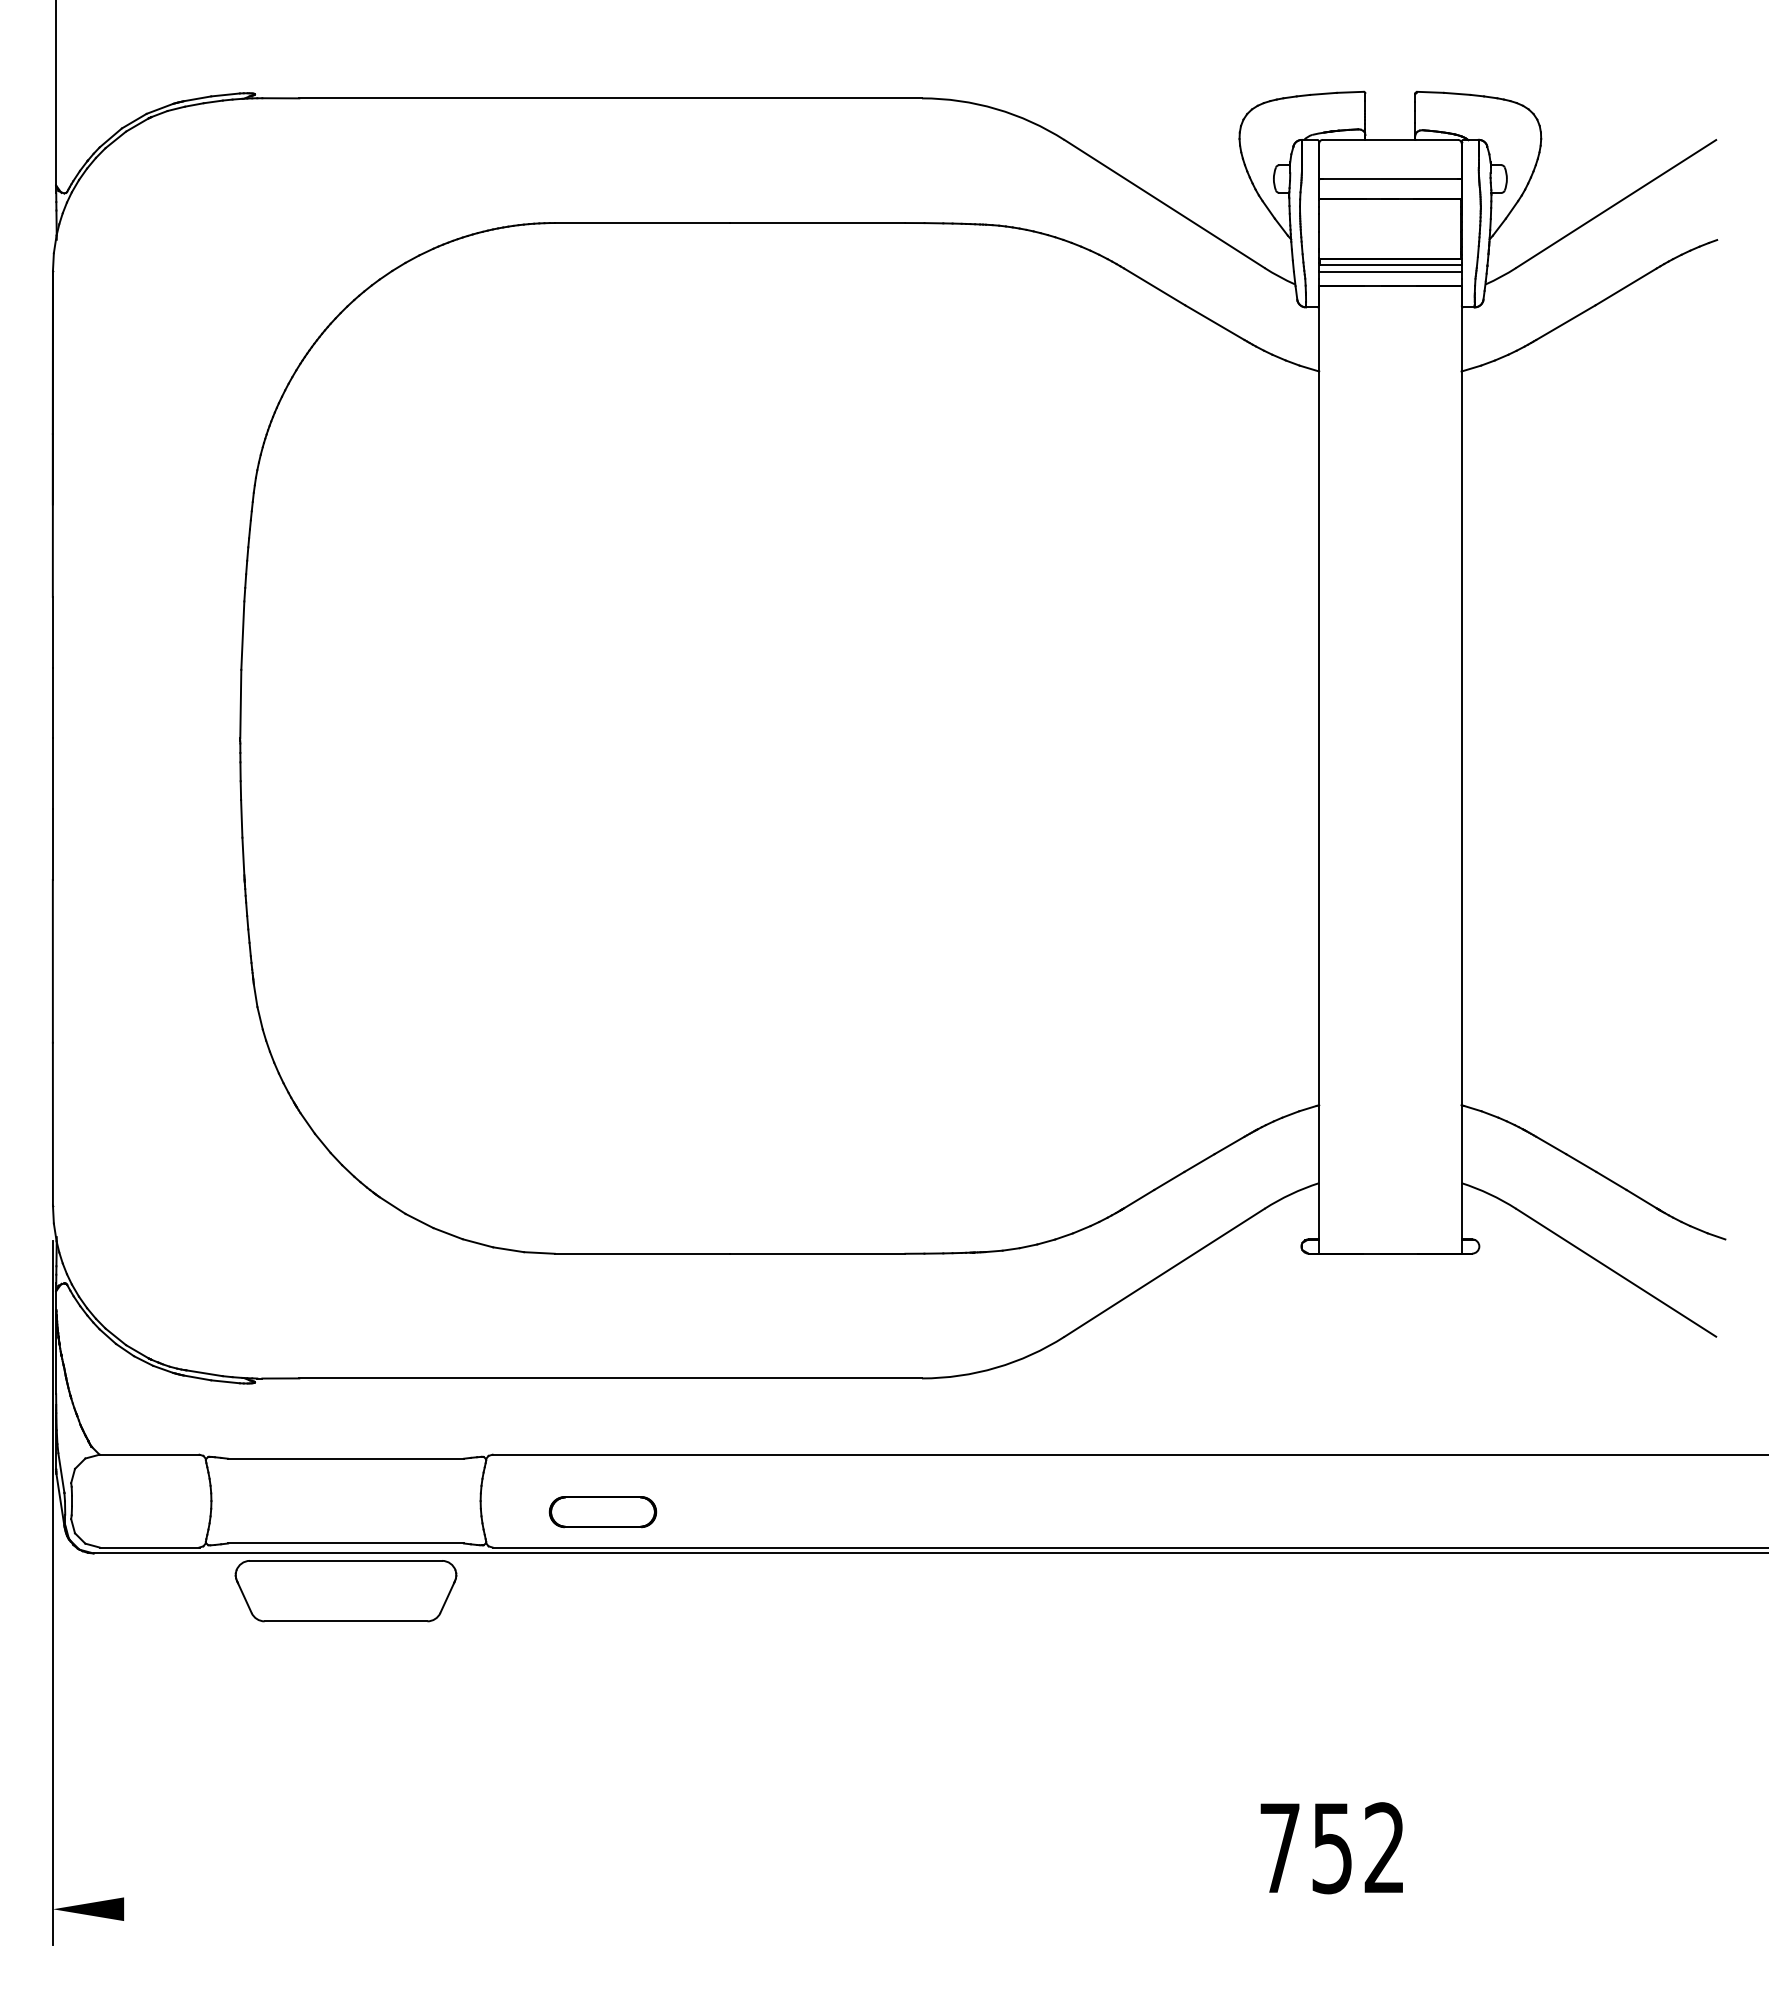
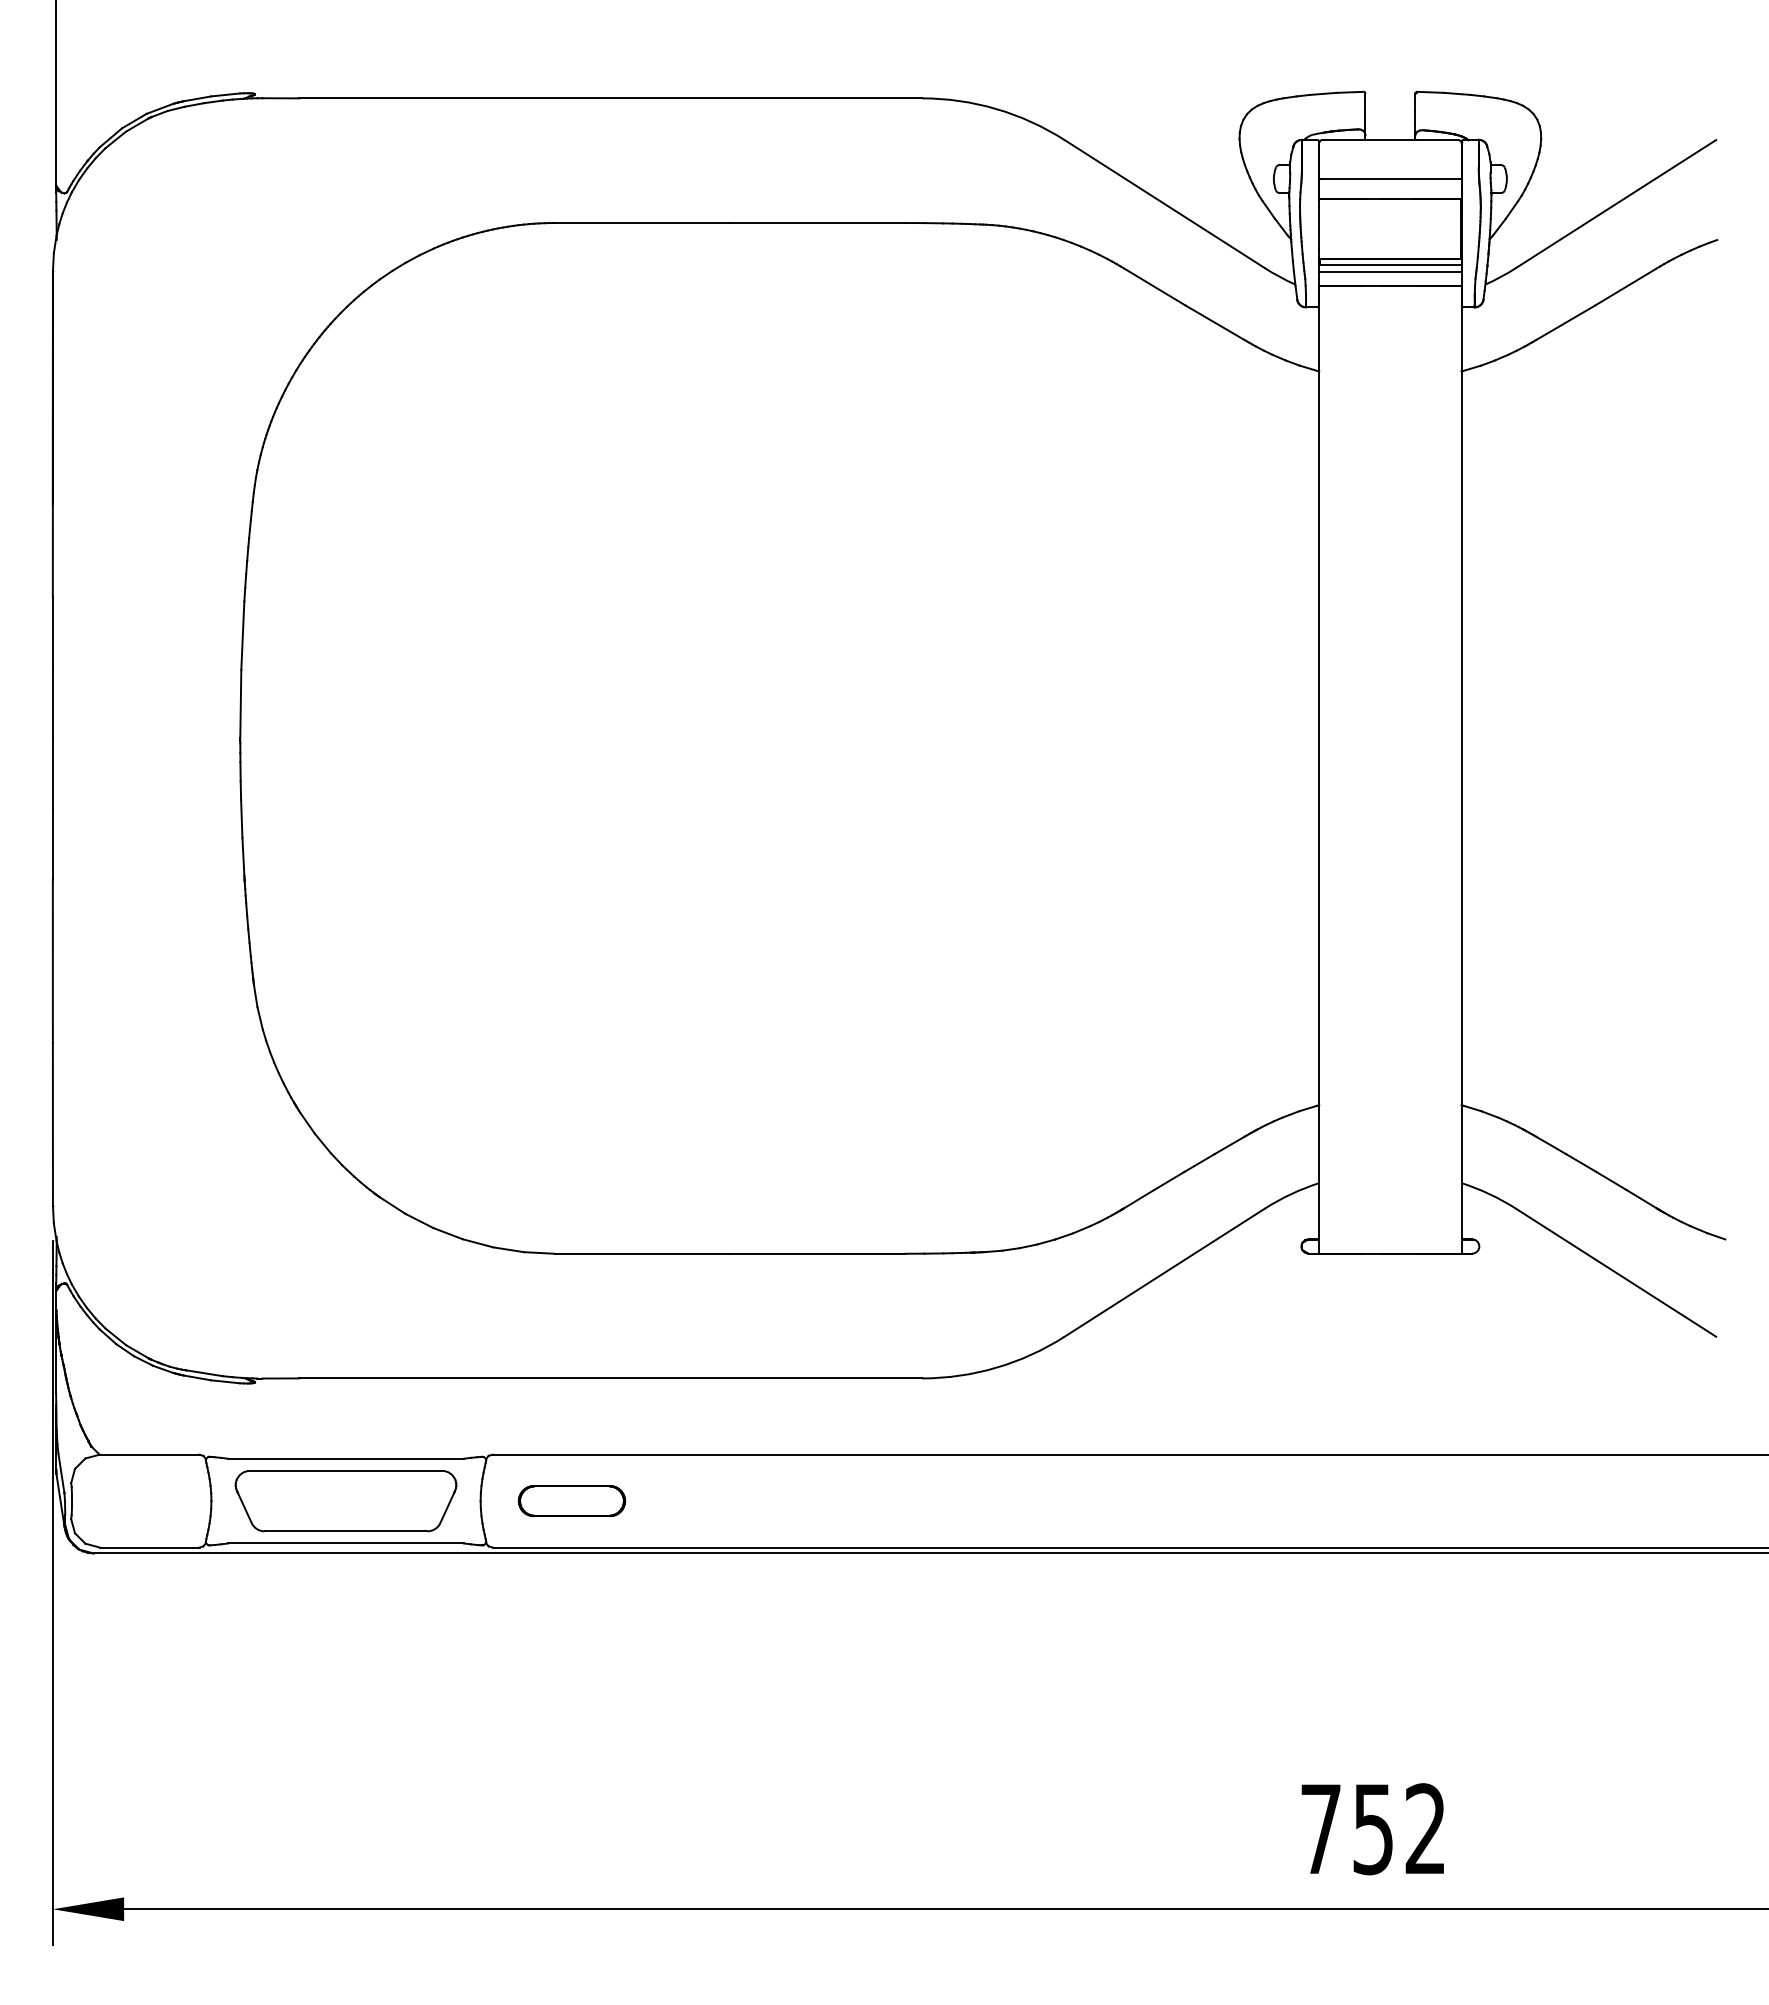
part position: (602, 1512) -> (571, 1501) (571, 1501)
part position: (345, 1591) -> (345, 1501) (345, 1501)
text position: (1331, 1848) -> (1372, 1829) (1372, 1829)
line: none -> present (944, 1909)
